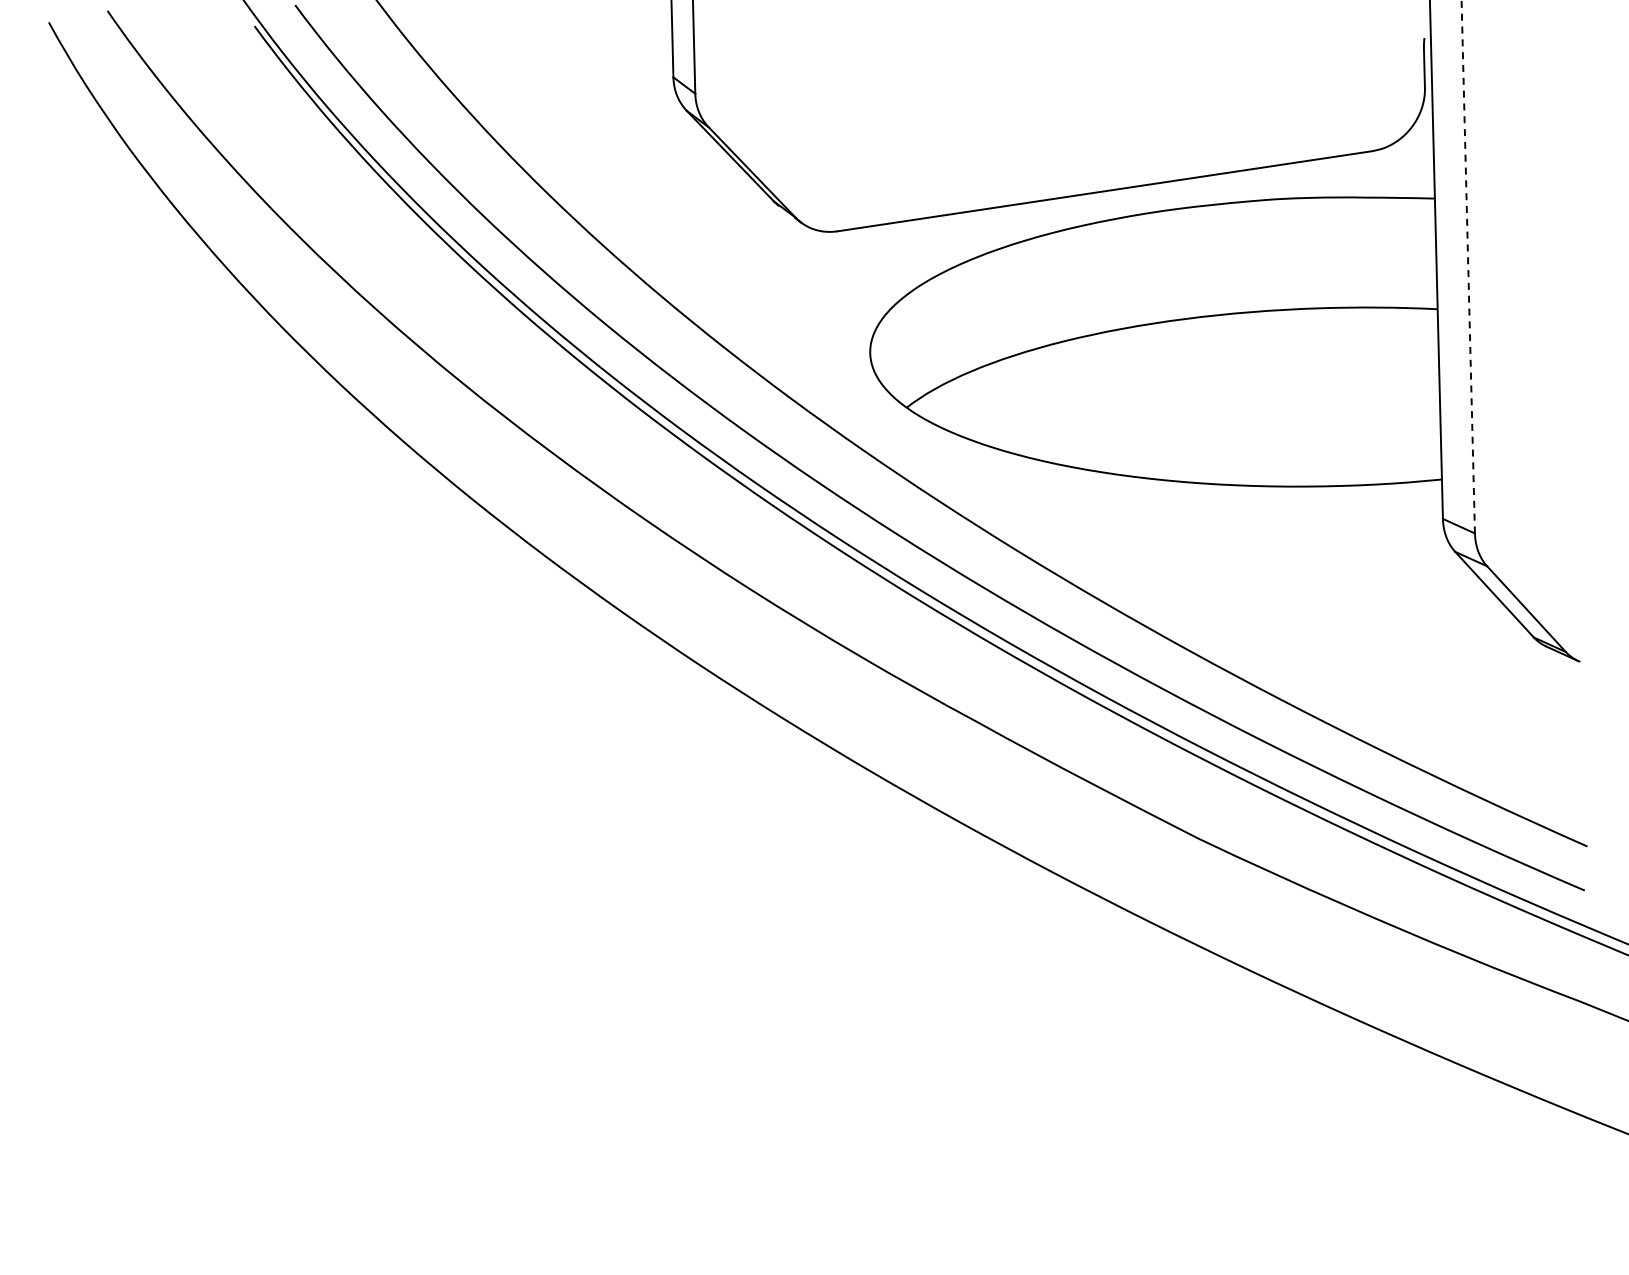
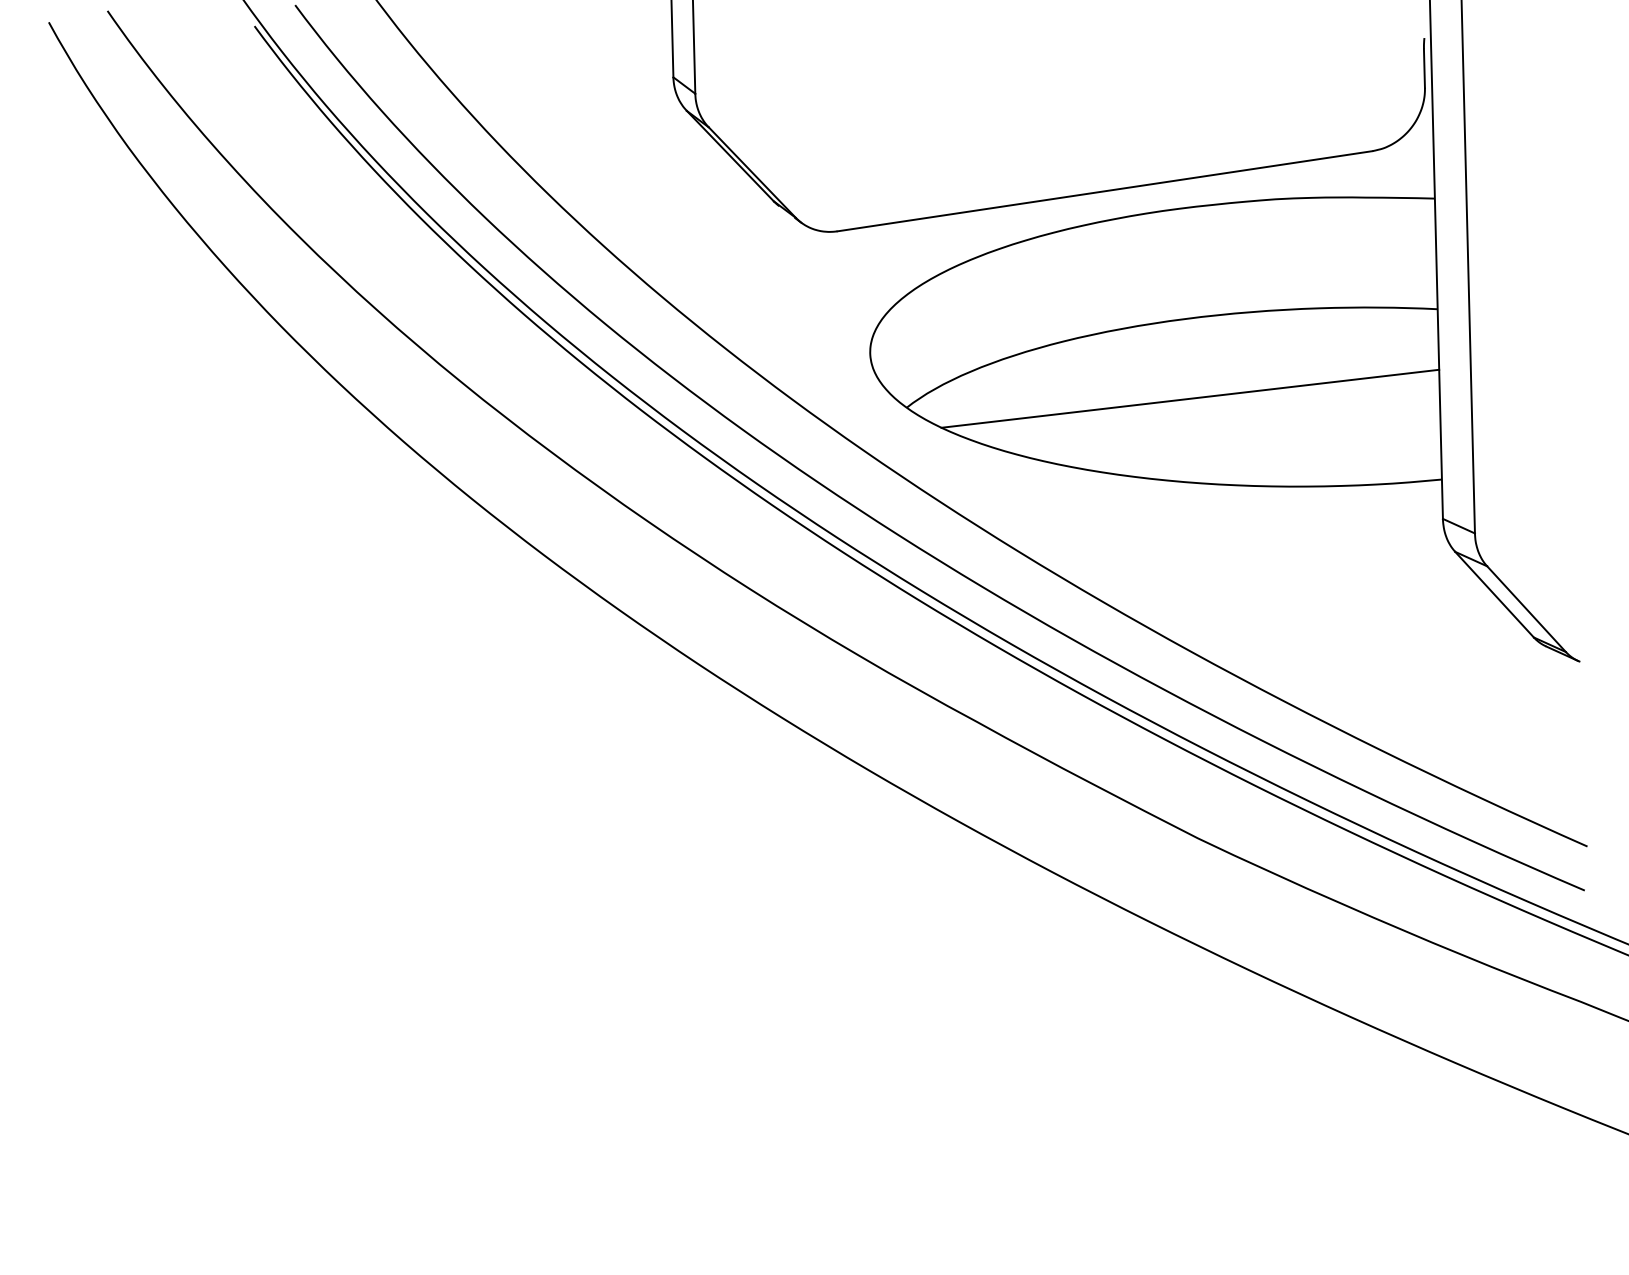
line: dashed -> solid (1468, 266)
line: none -> present (1190, 398)
